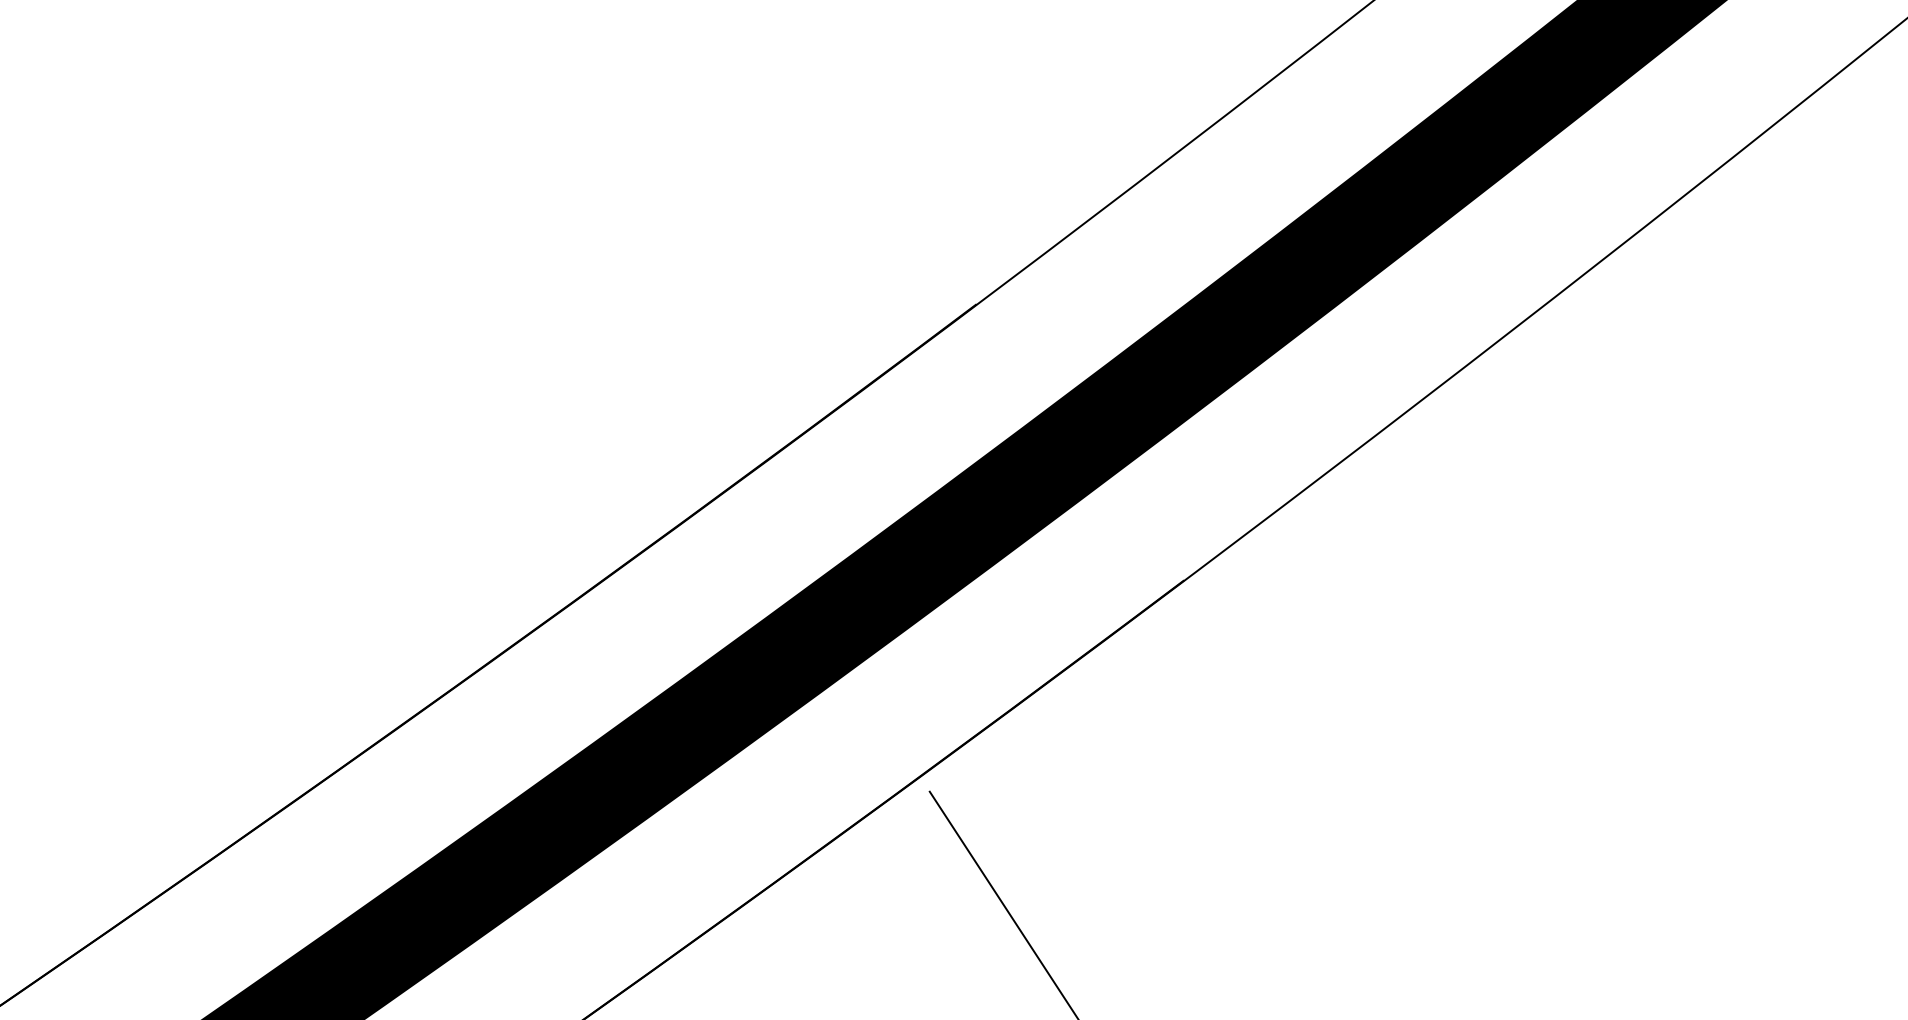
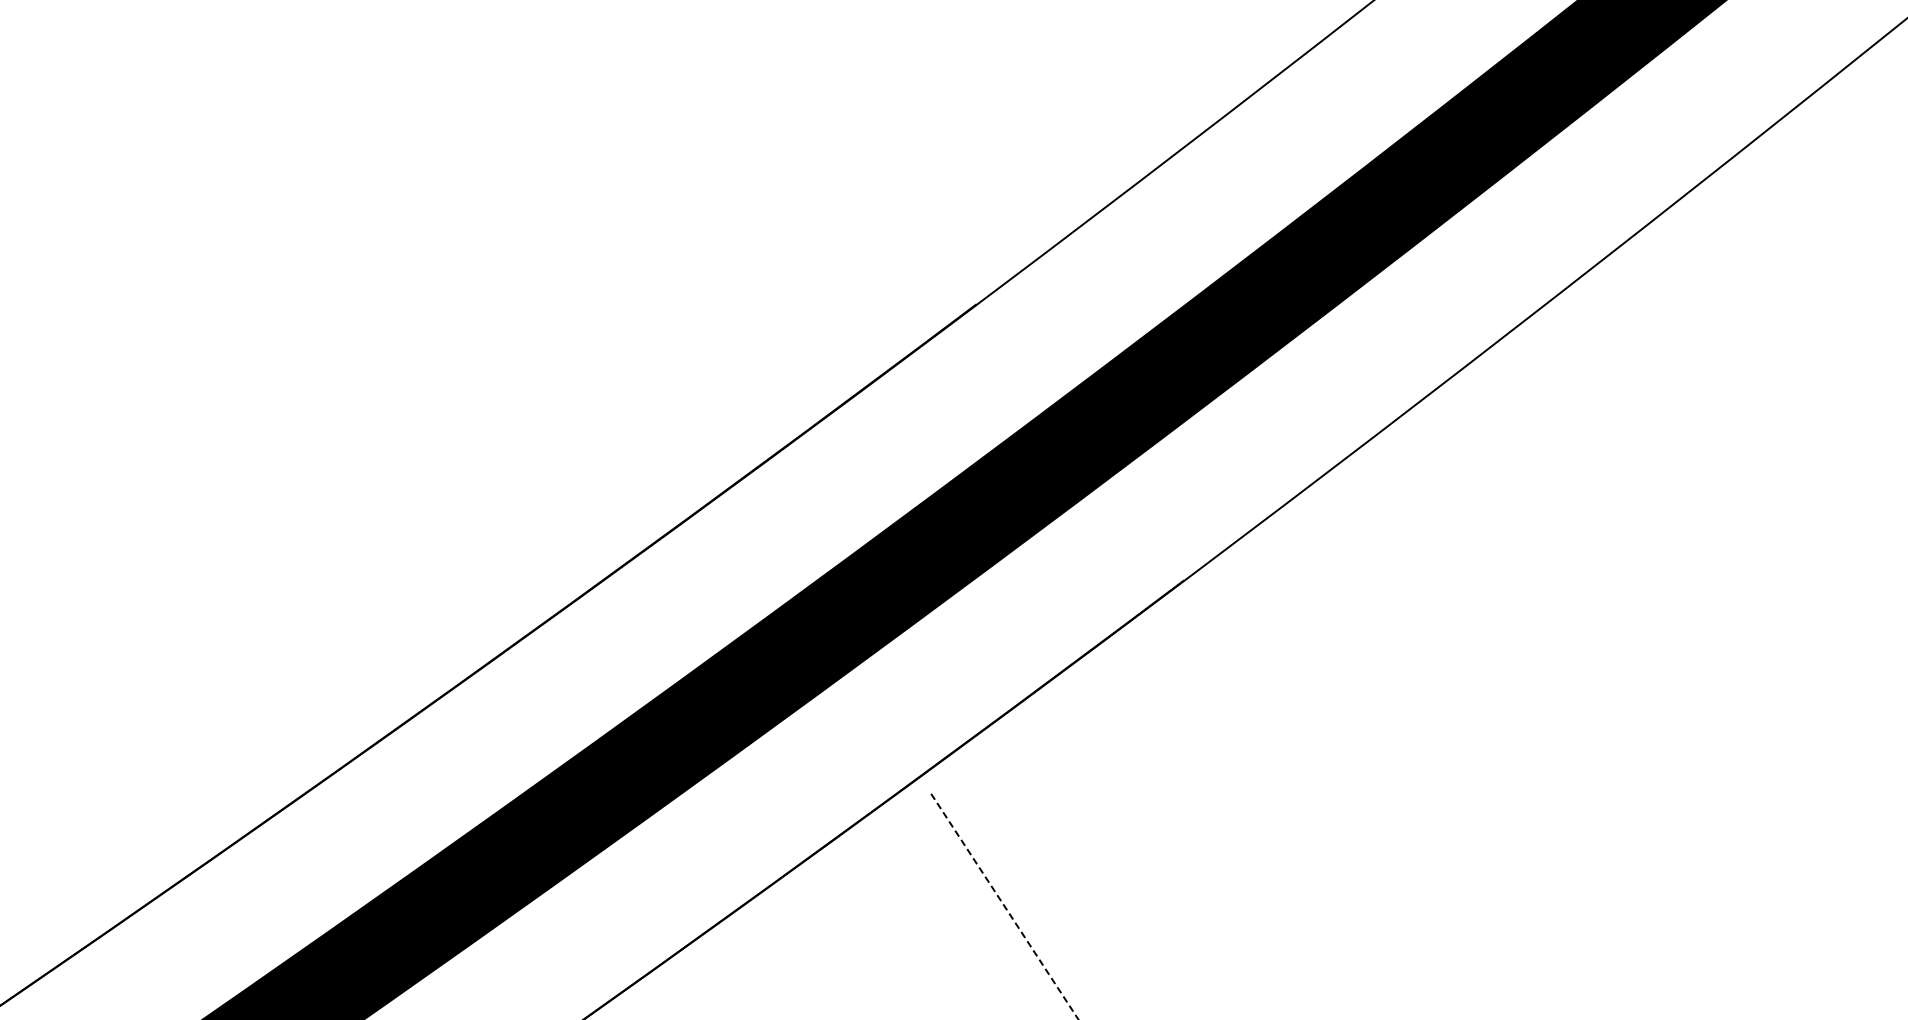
line: solid -> dashed (1004, 905)
